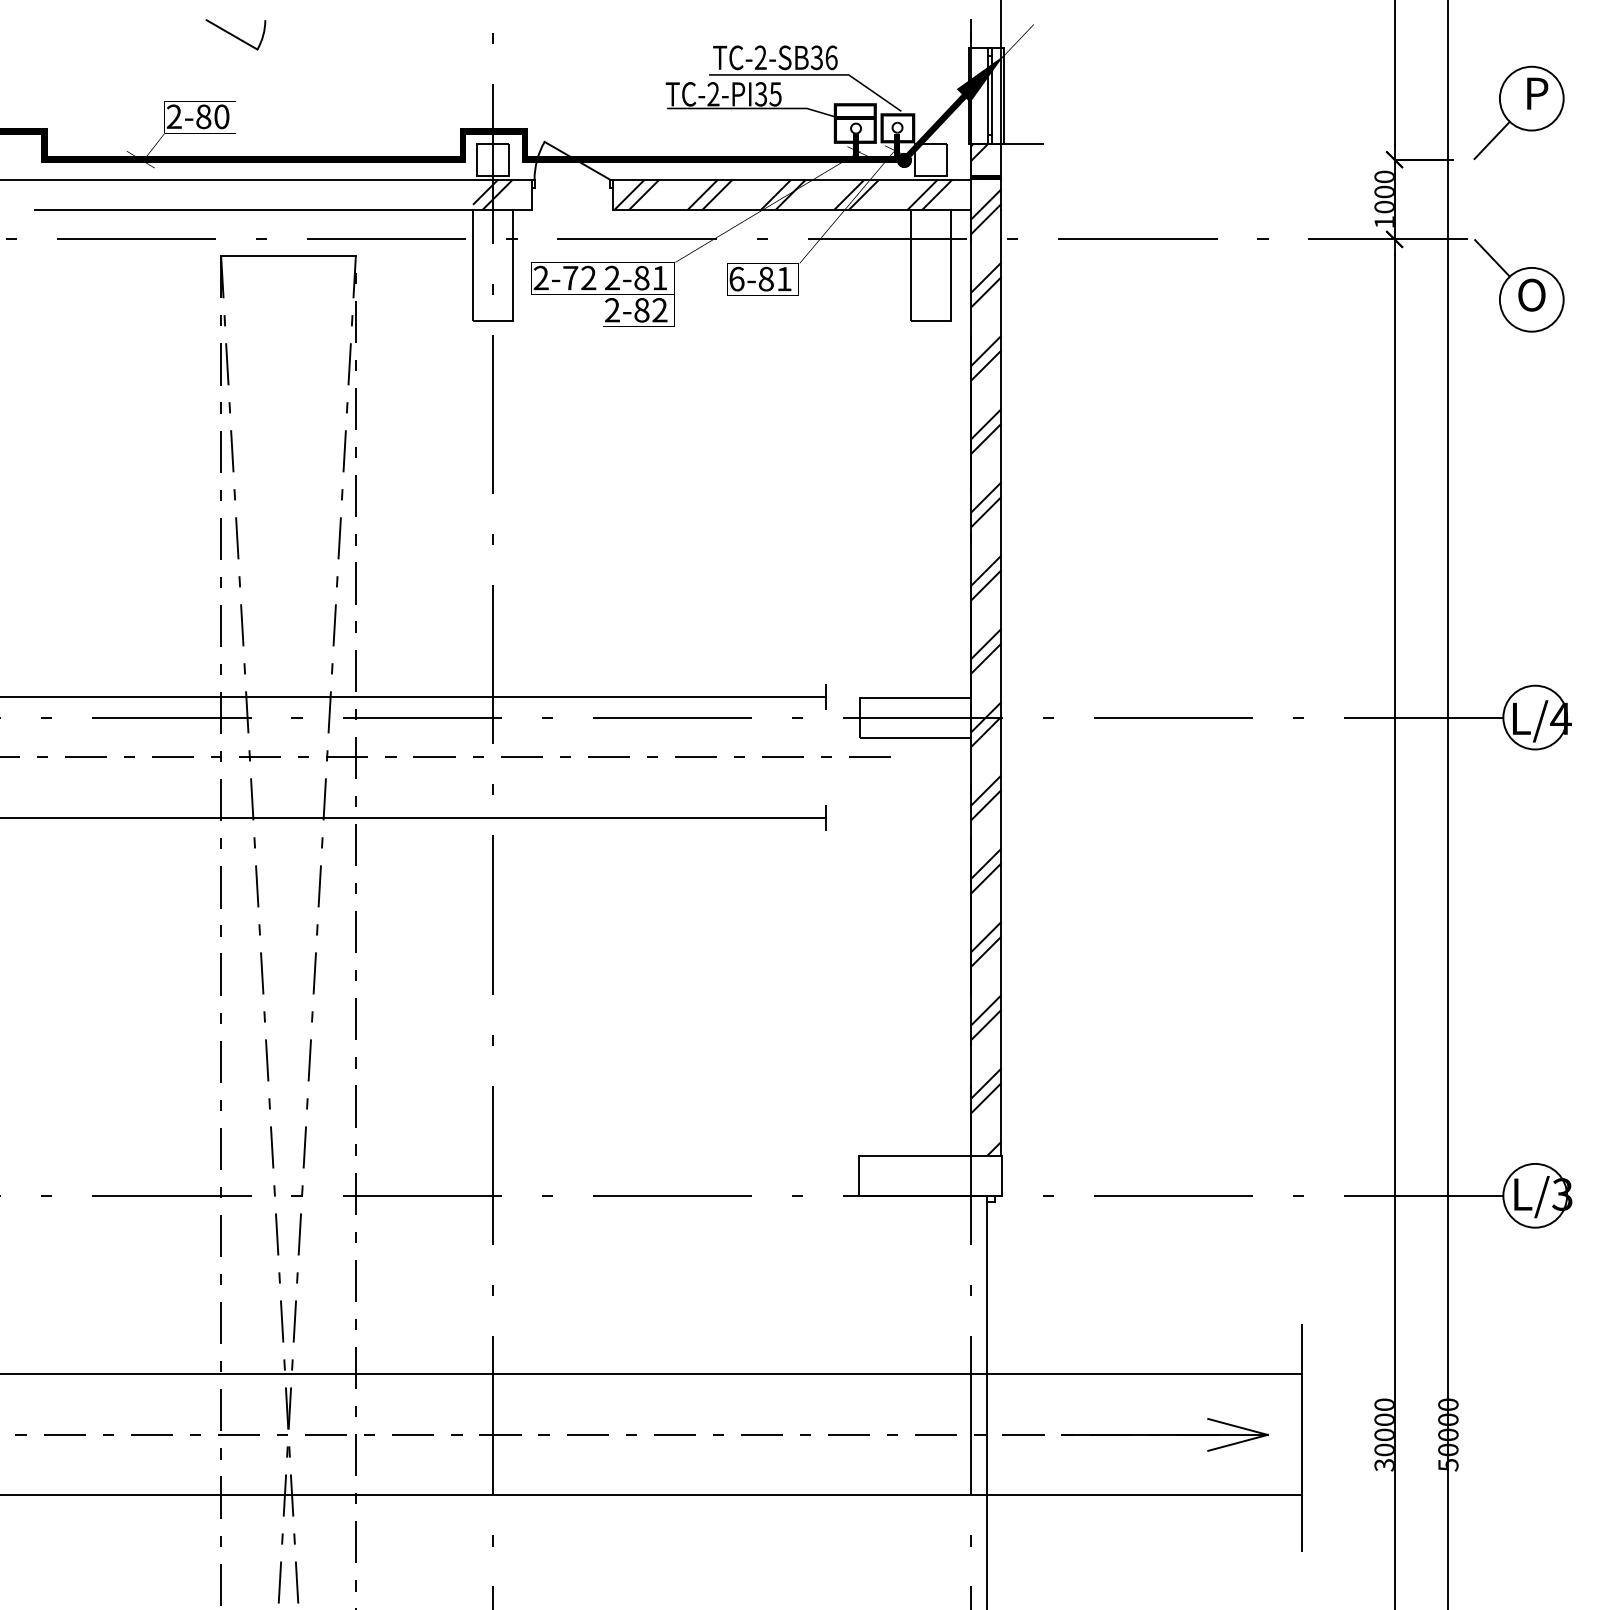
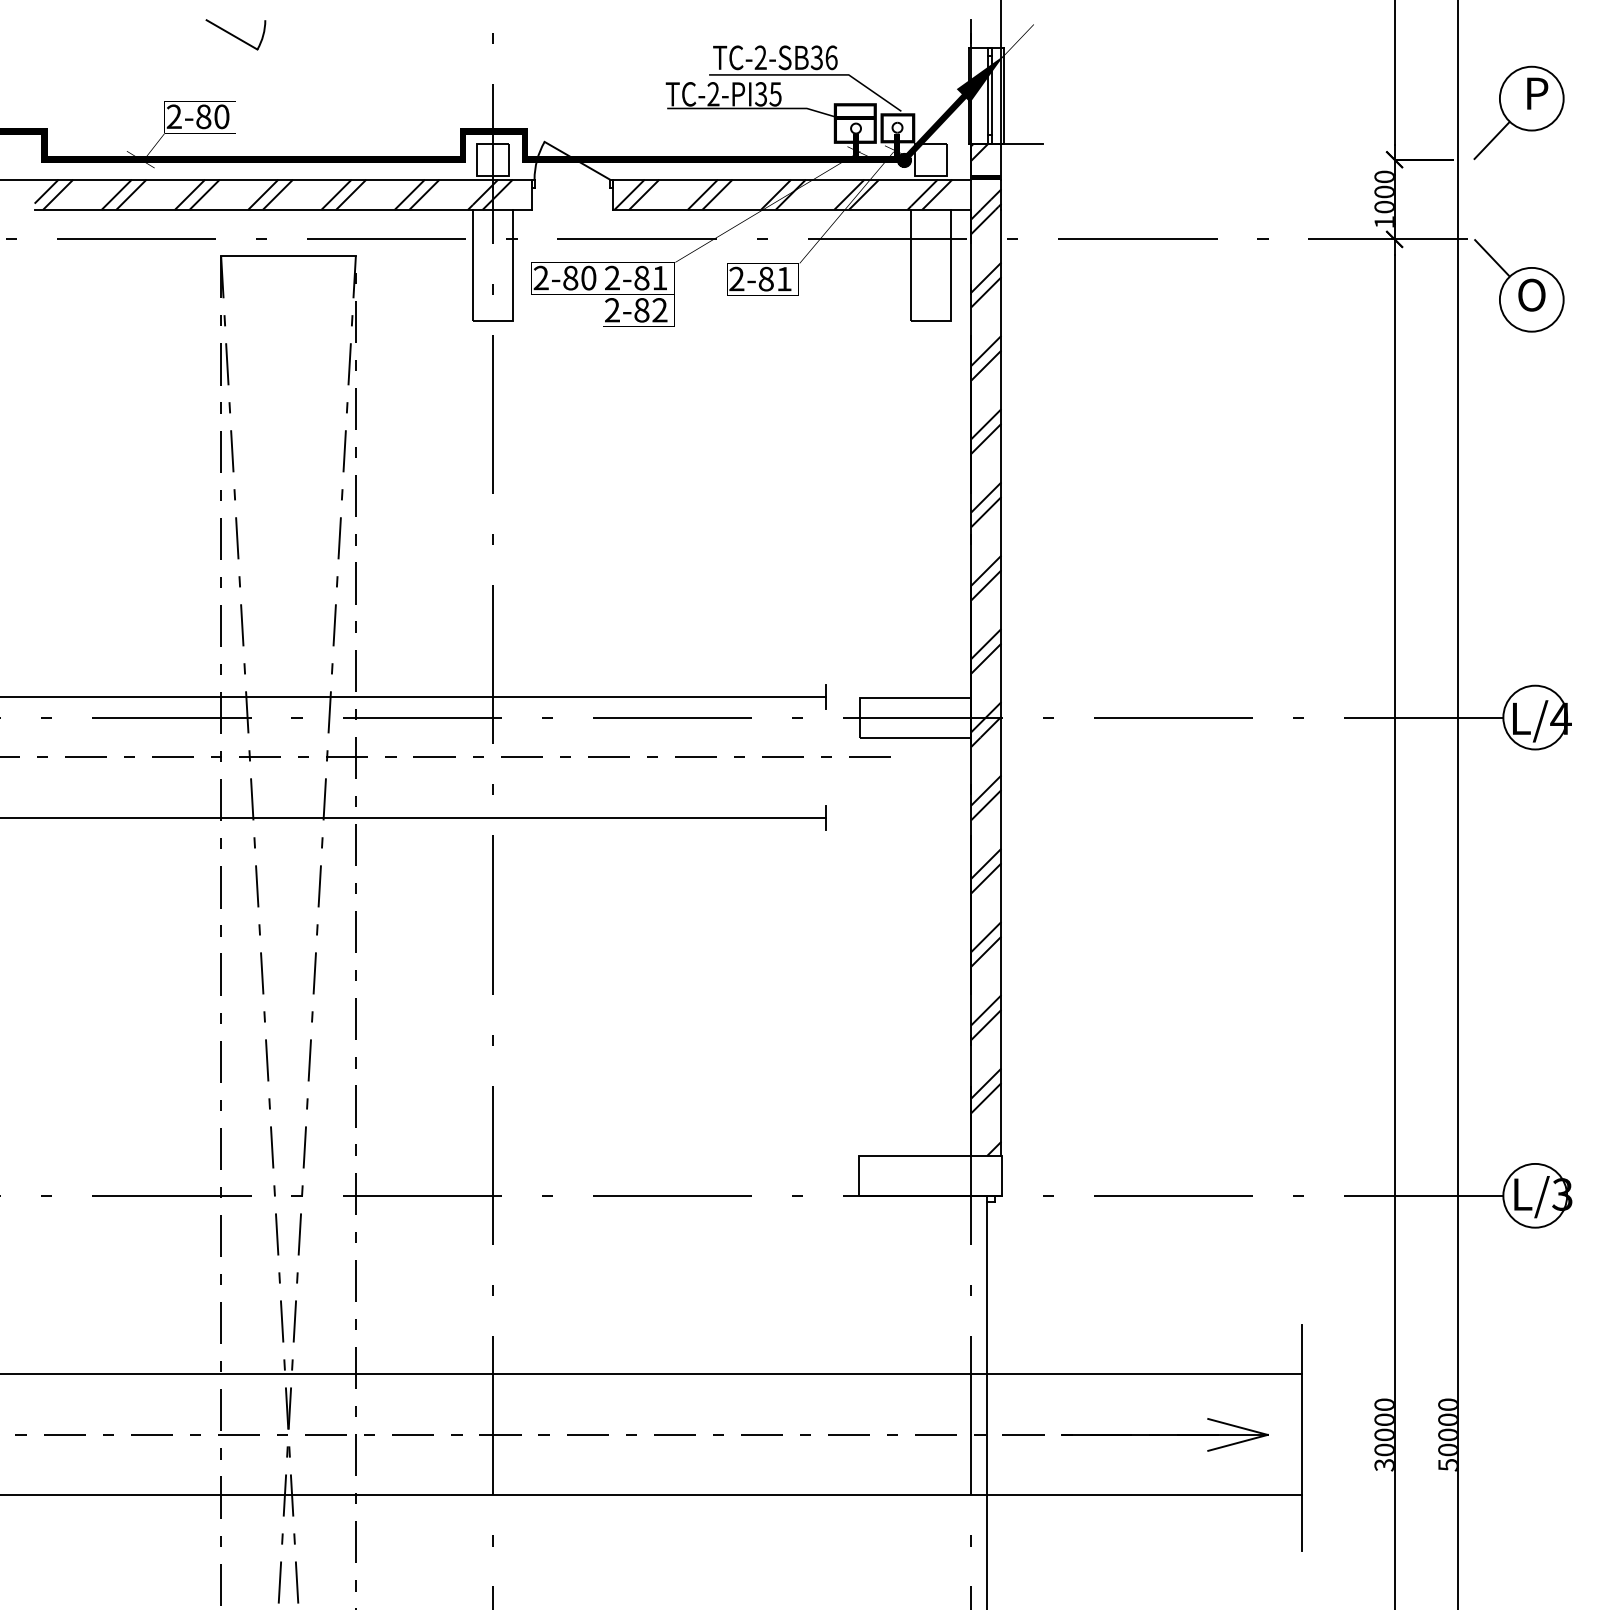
hatch: none -> present (253, 194)
text: 2-72 -> 2-80 (579, 277)
text: 6-81 -> 2-81 (736, 278)
line position: (1448, 804) -> (1458, 804) (1458, 804)
